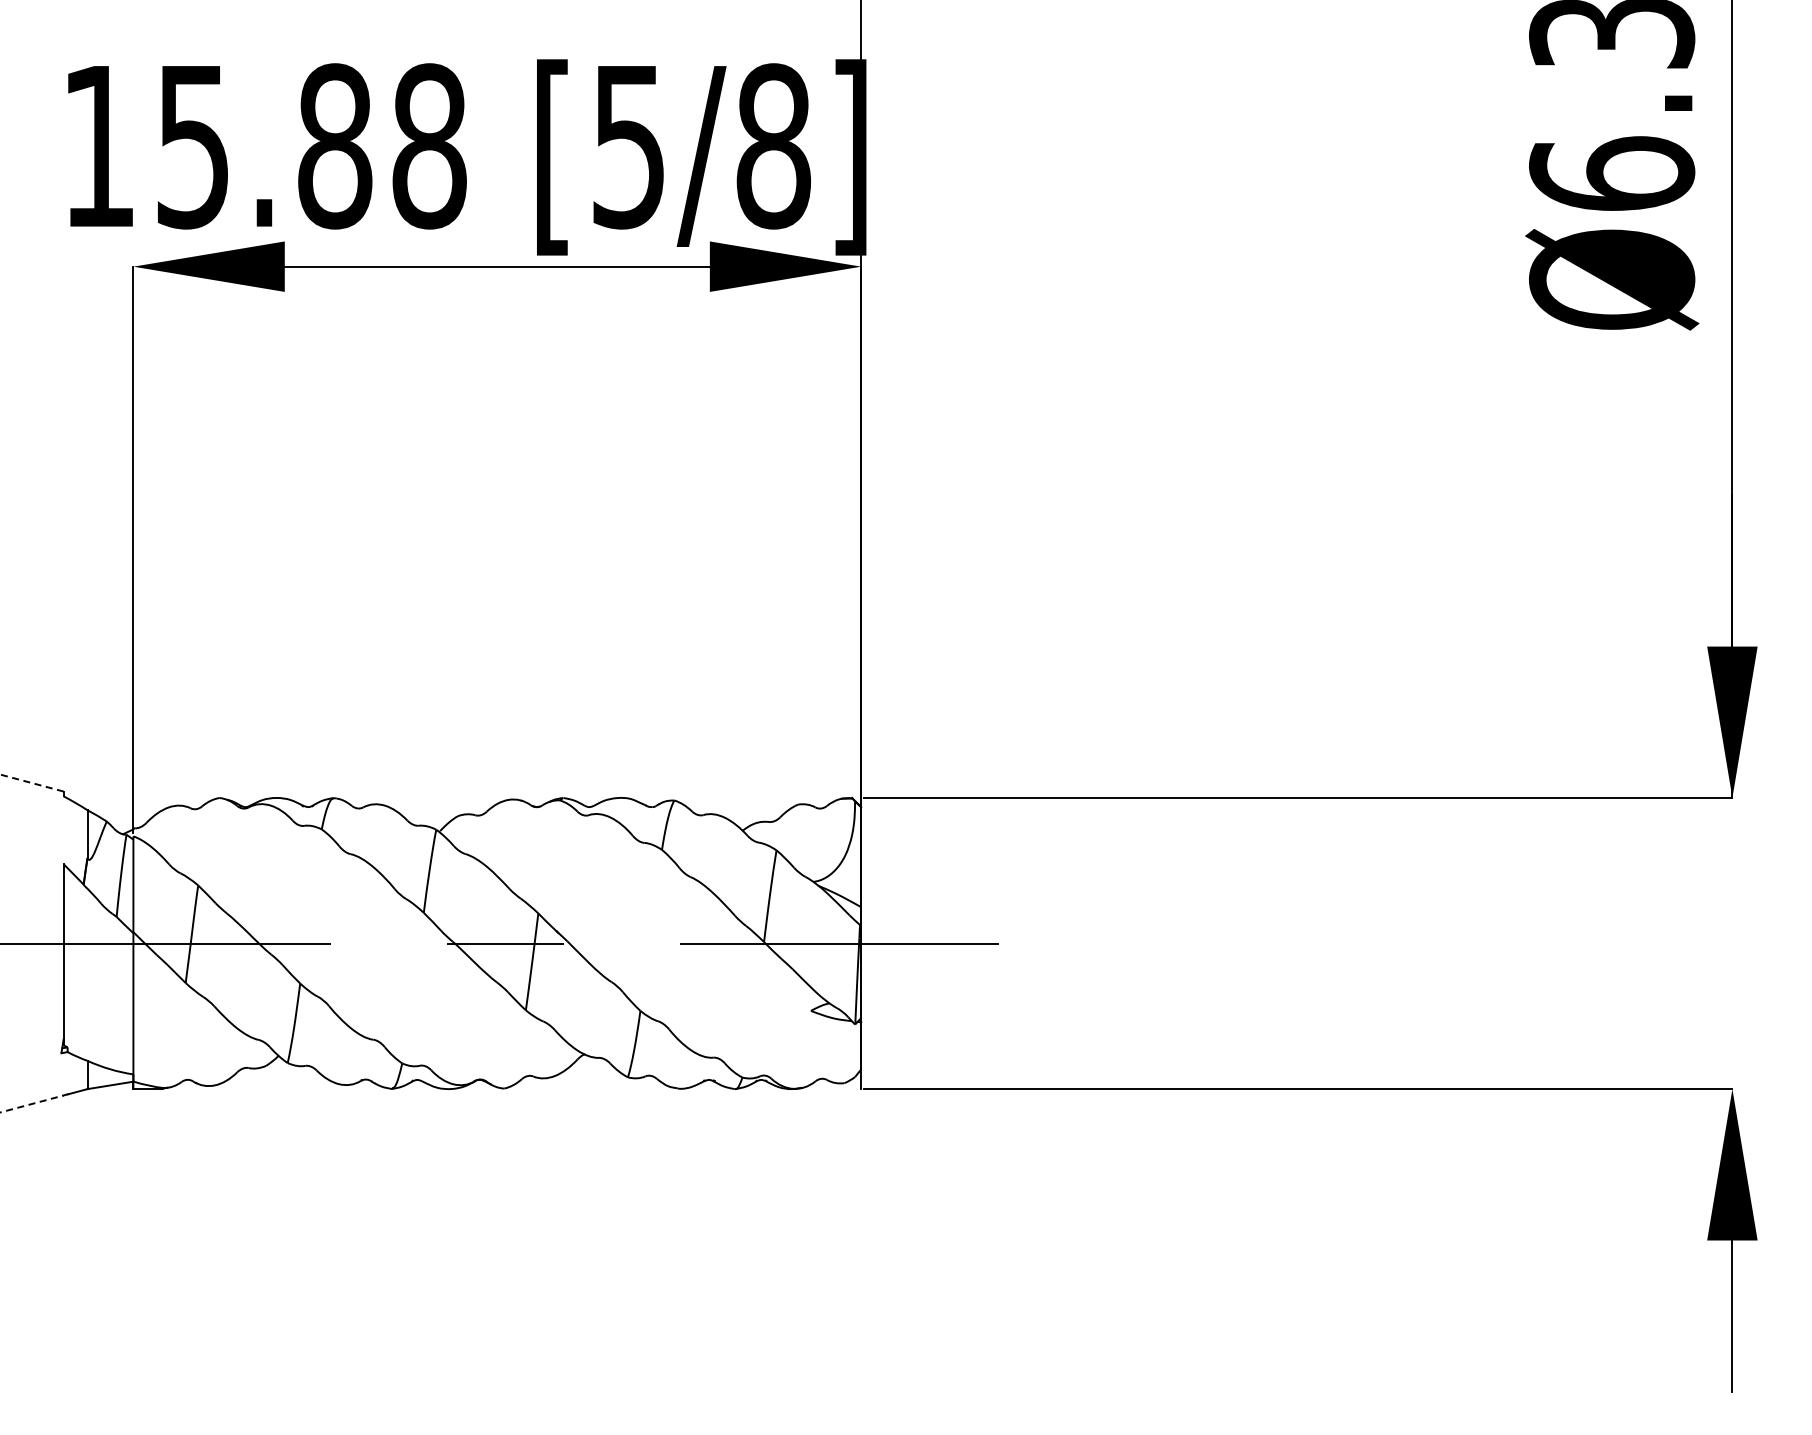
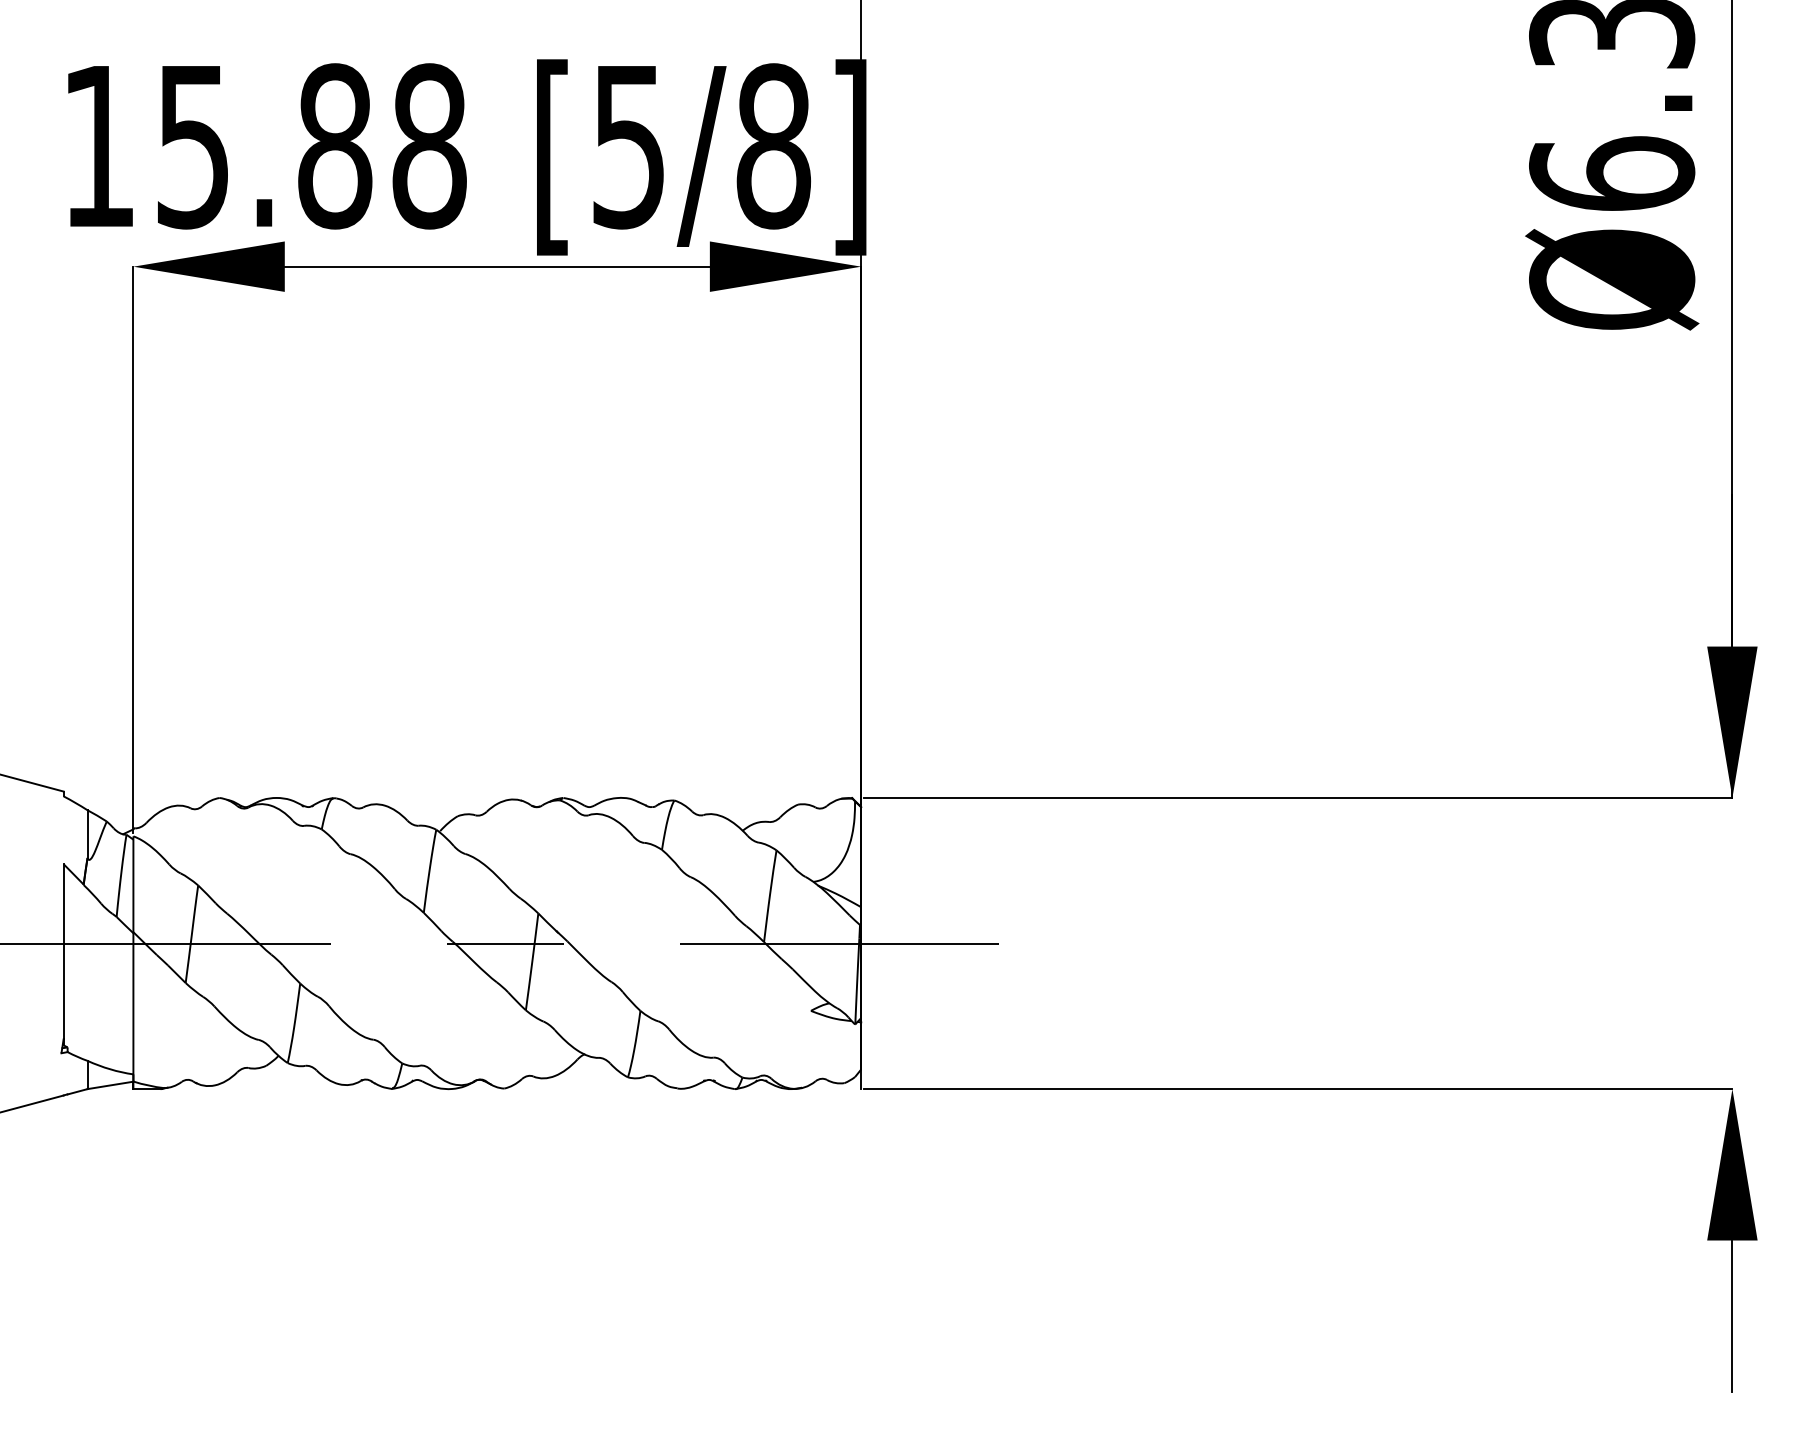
line: dashed -> solid (31, 783)
line: dashed -> solid (31, 1104)
